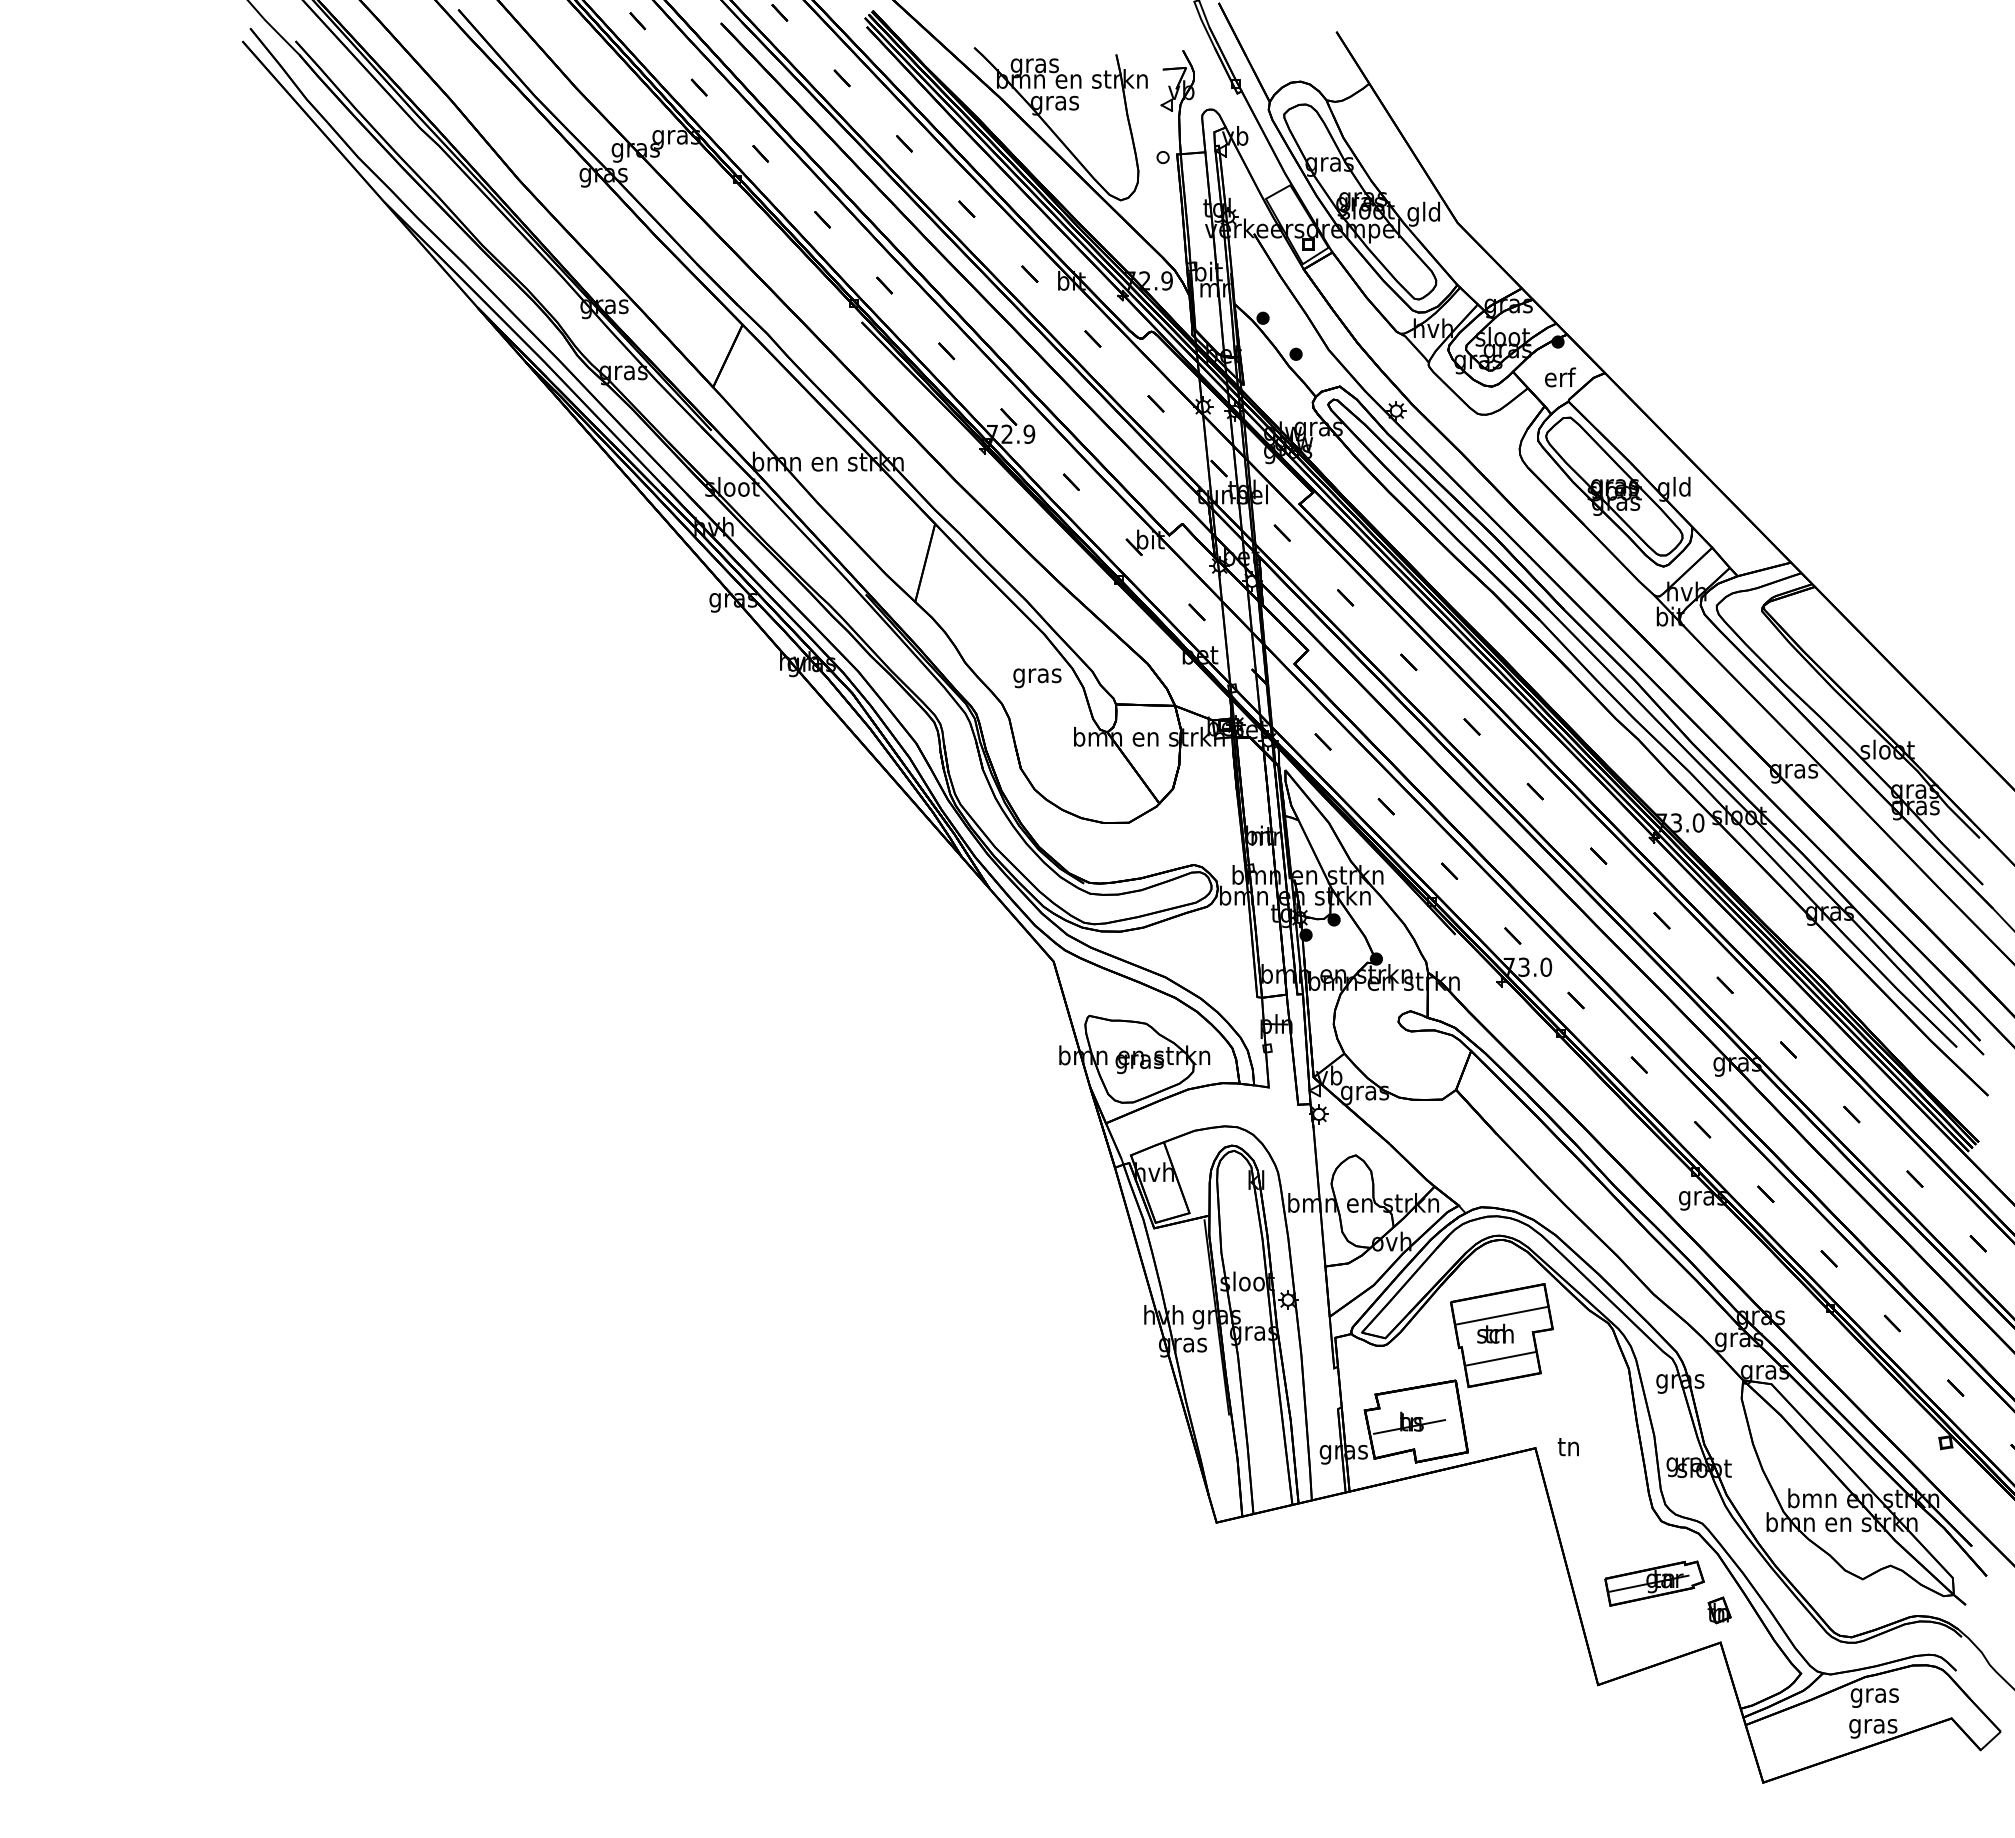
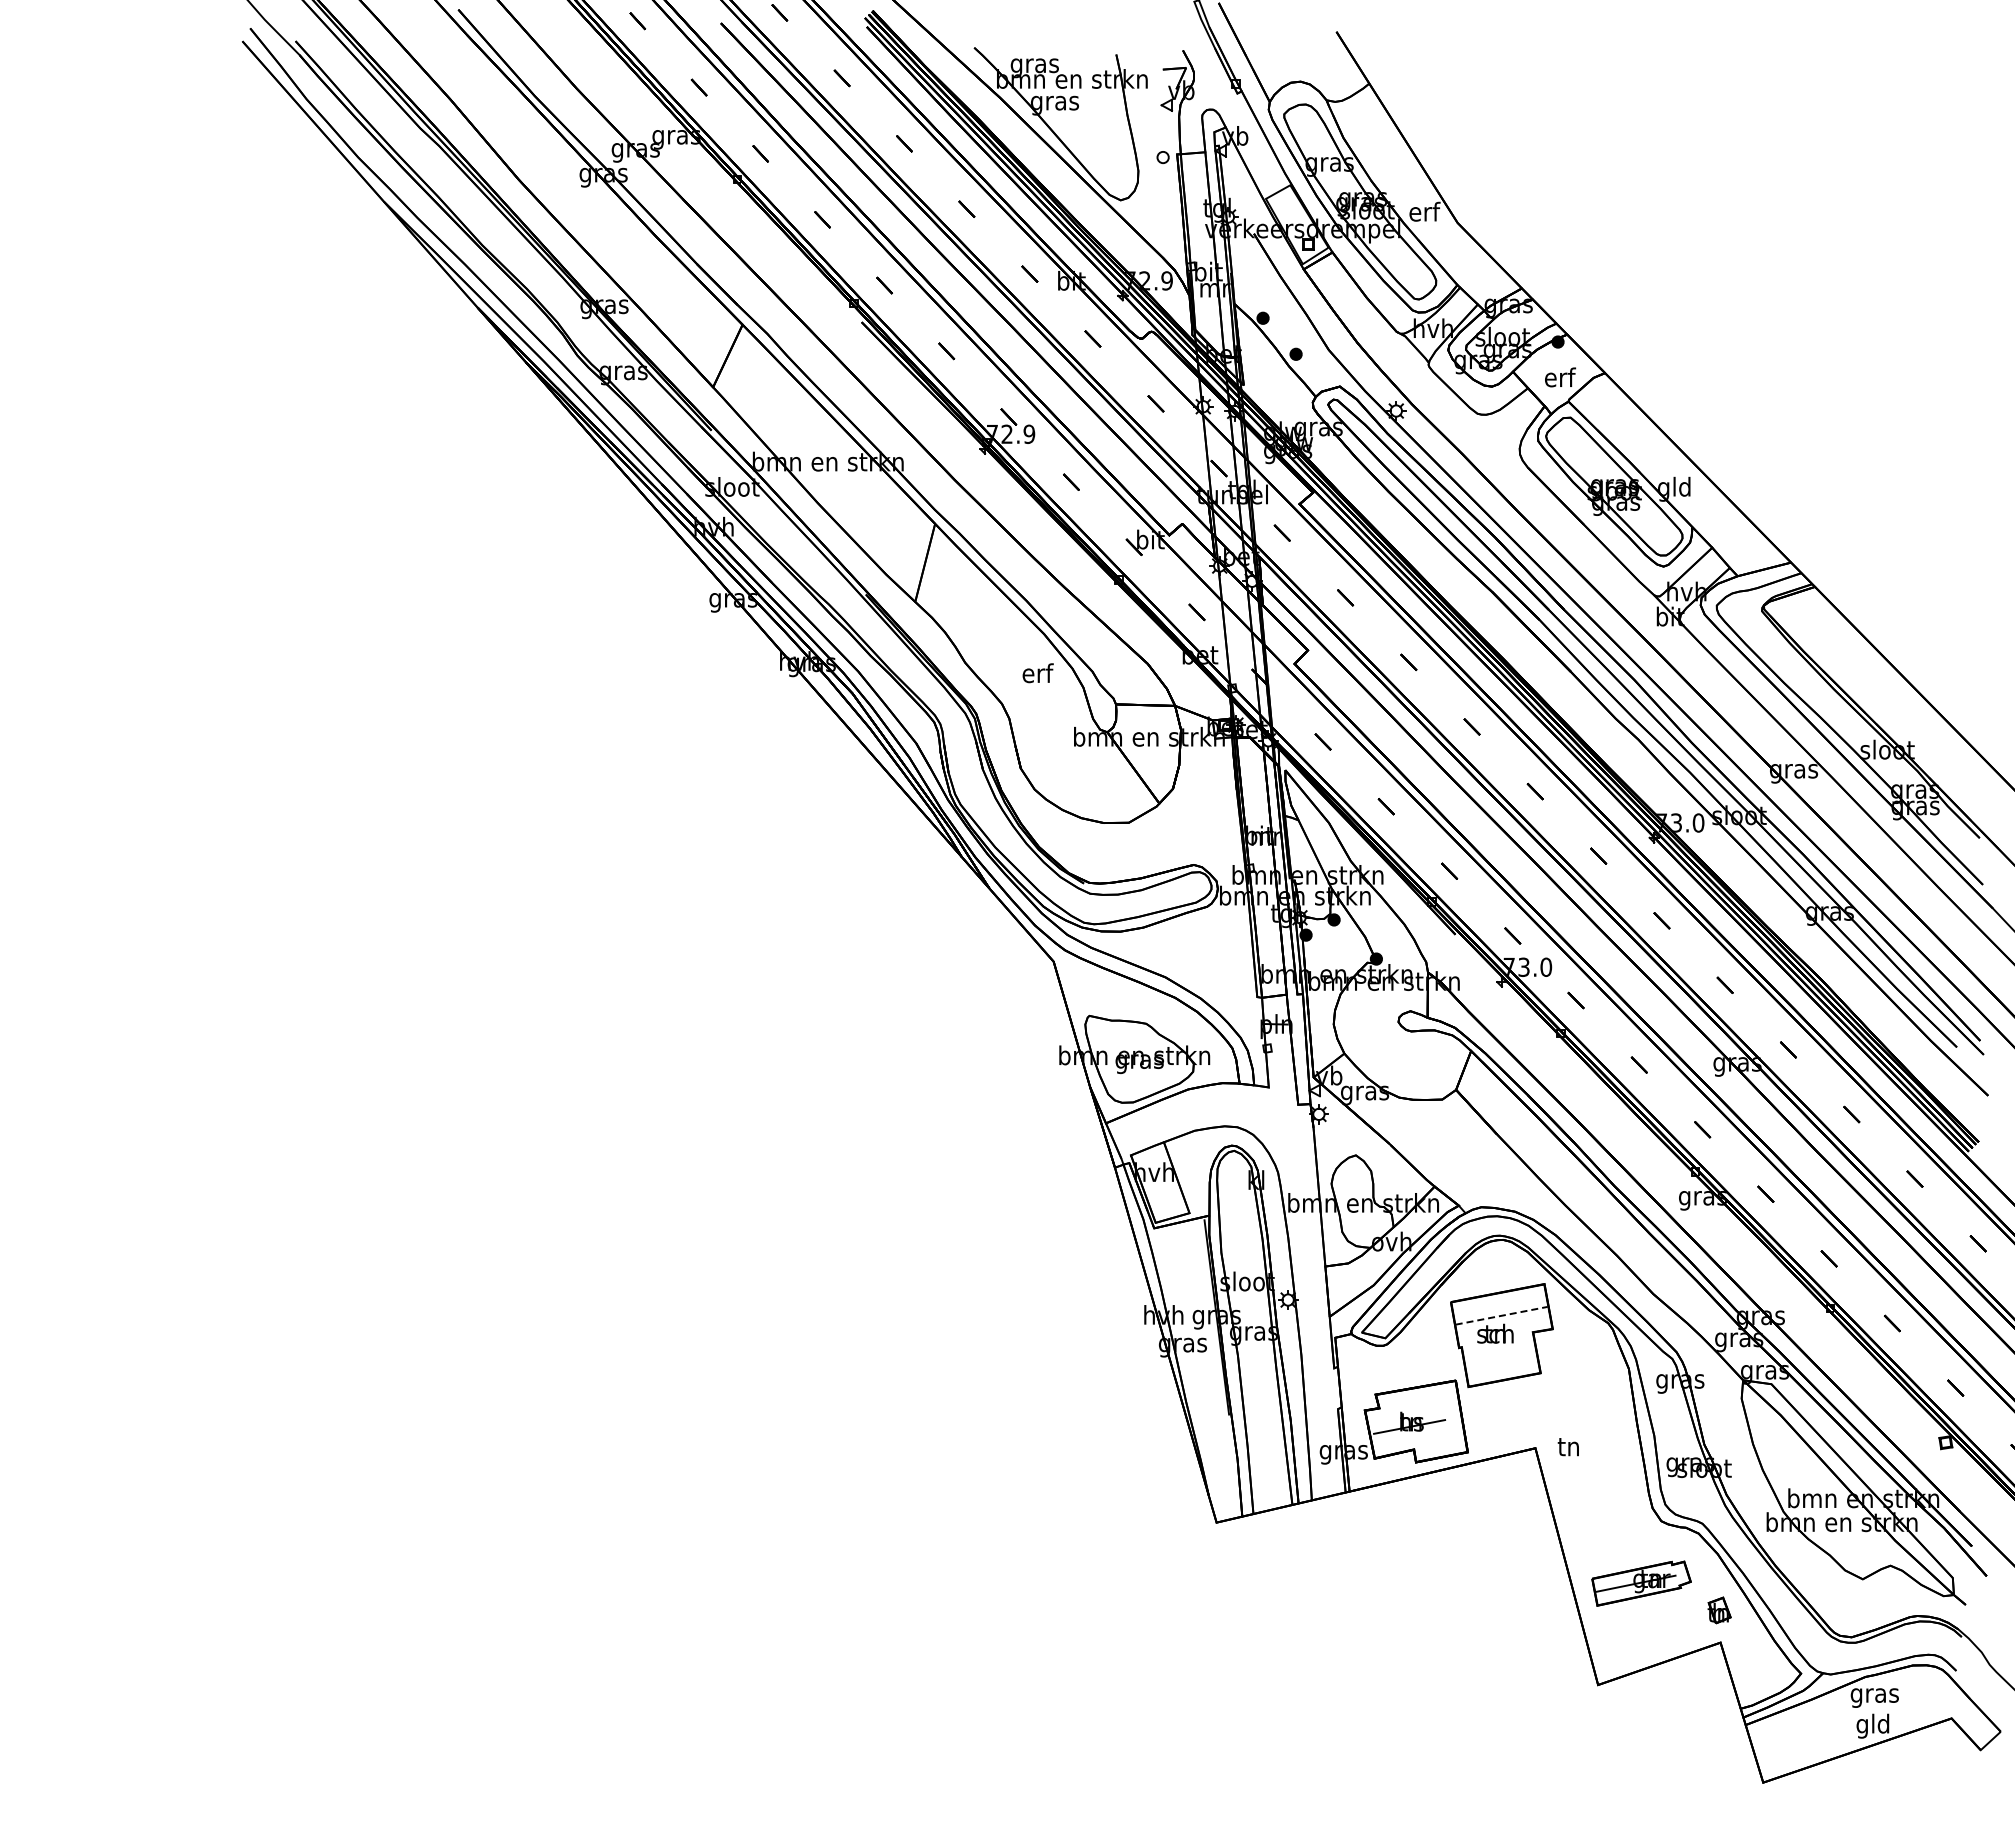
text: gld -> erf (1423, 213)
text: gras -> erf (1037, 675)
line: solid -> dashed (1501, 1315)
line: present -> none (1500, 1358)
part position: (1654, 1583) -> (1641, 1583) (1641, 1583)
text: gras -> gld (1873, 1725)
